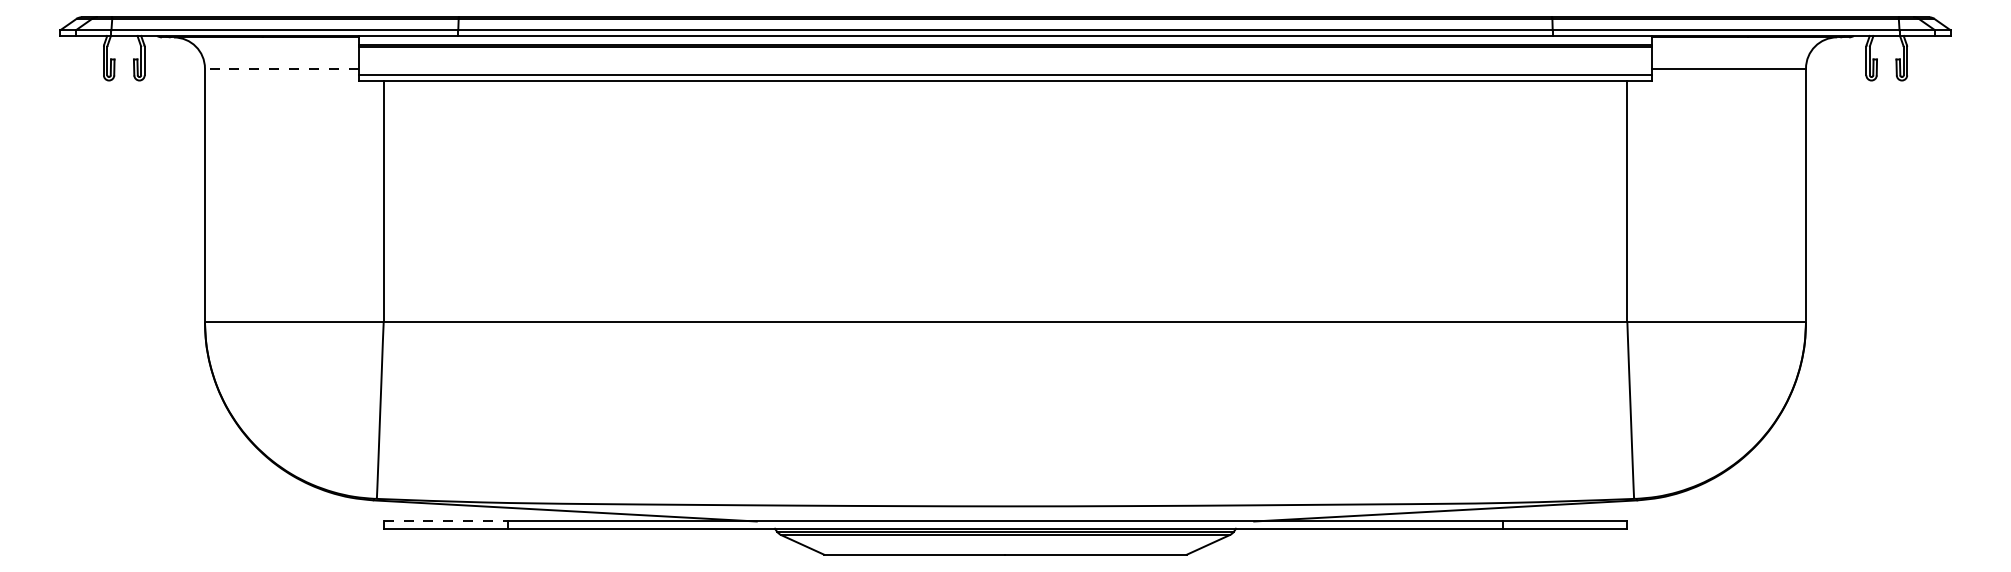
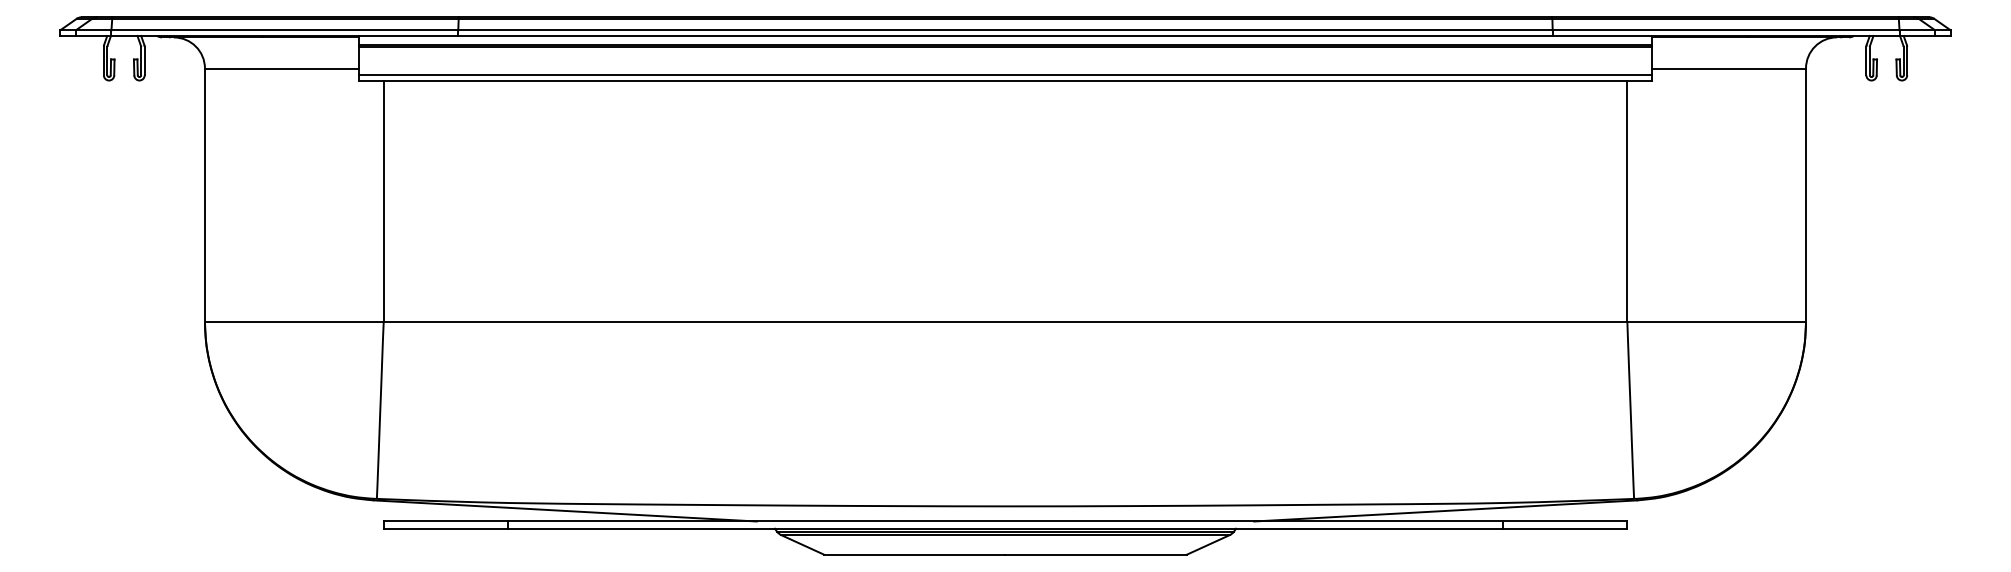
line: dashed -> solid (281, 68)
line: dashed -> solid (446, 521)
